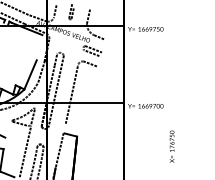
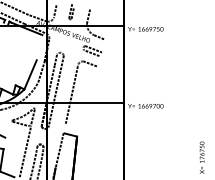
text position: (171, 146) -> (201, 157) (201, 157)
